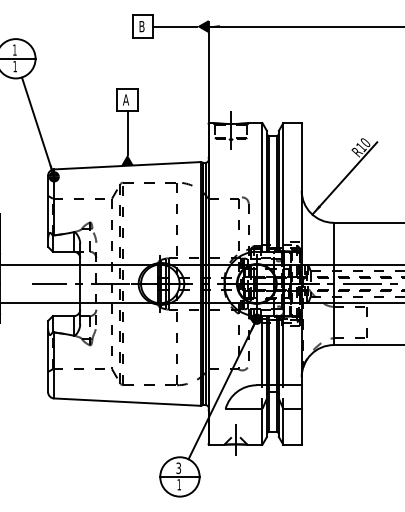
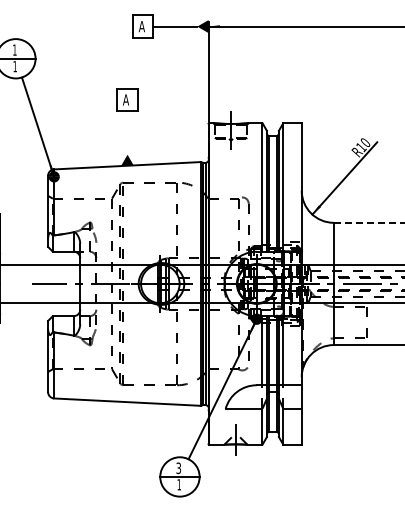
text: B -> A (141, 26)
line: present -> none (127, 132)
line: solid -> dashed (369, 222)
